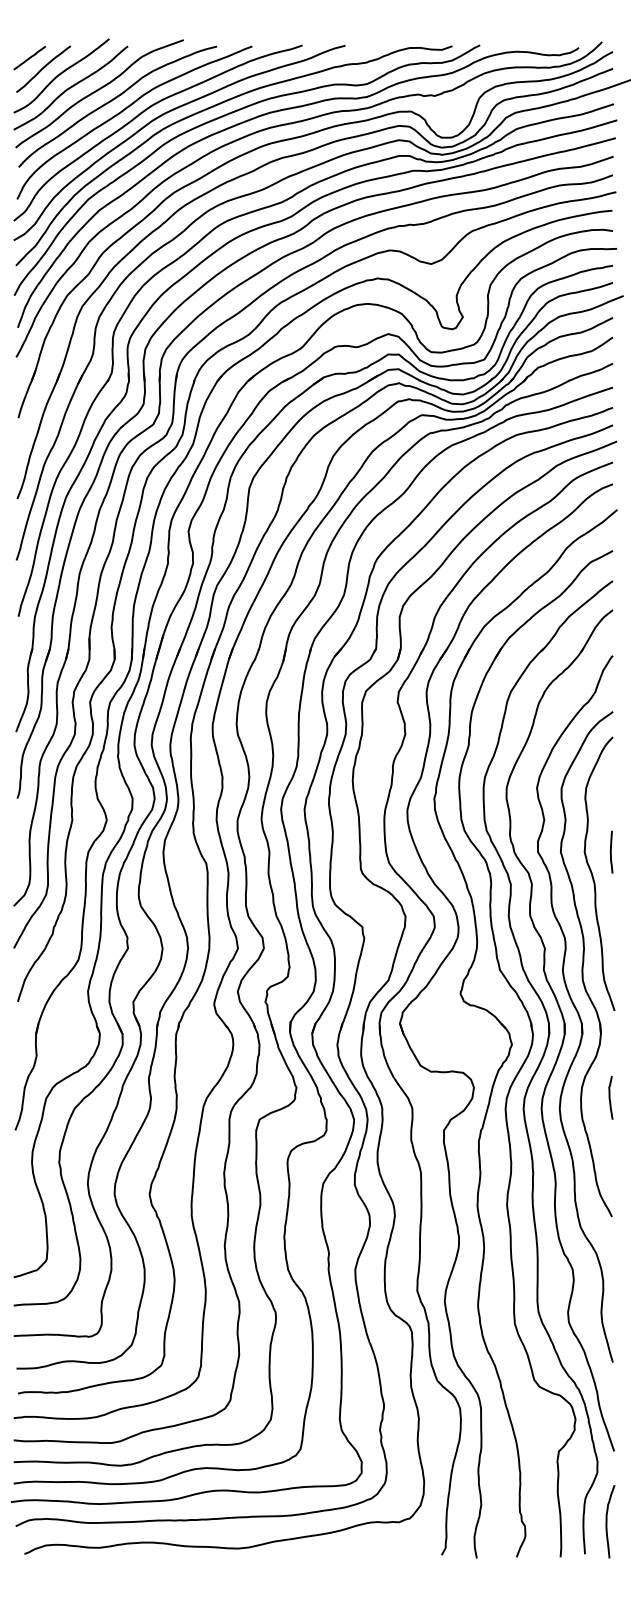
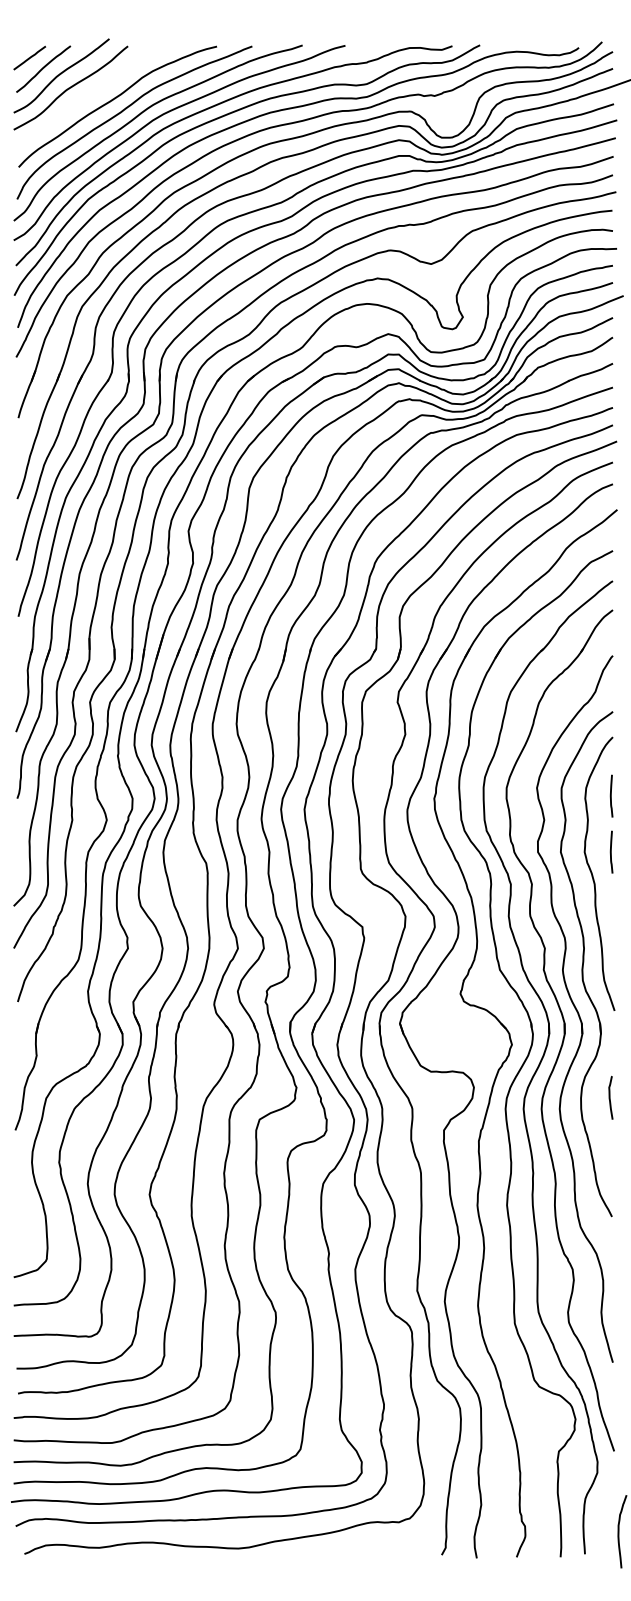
curve: present -> none (97, 91)
curve: none -> present (611, 795)
curve position: (607, 1521) -> (619, 1531) (619, 1531)
